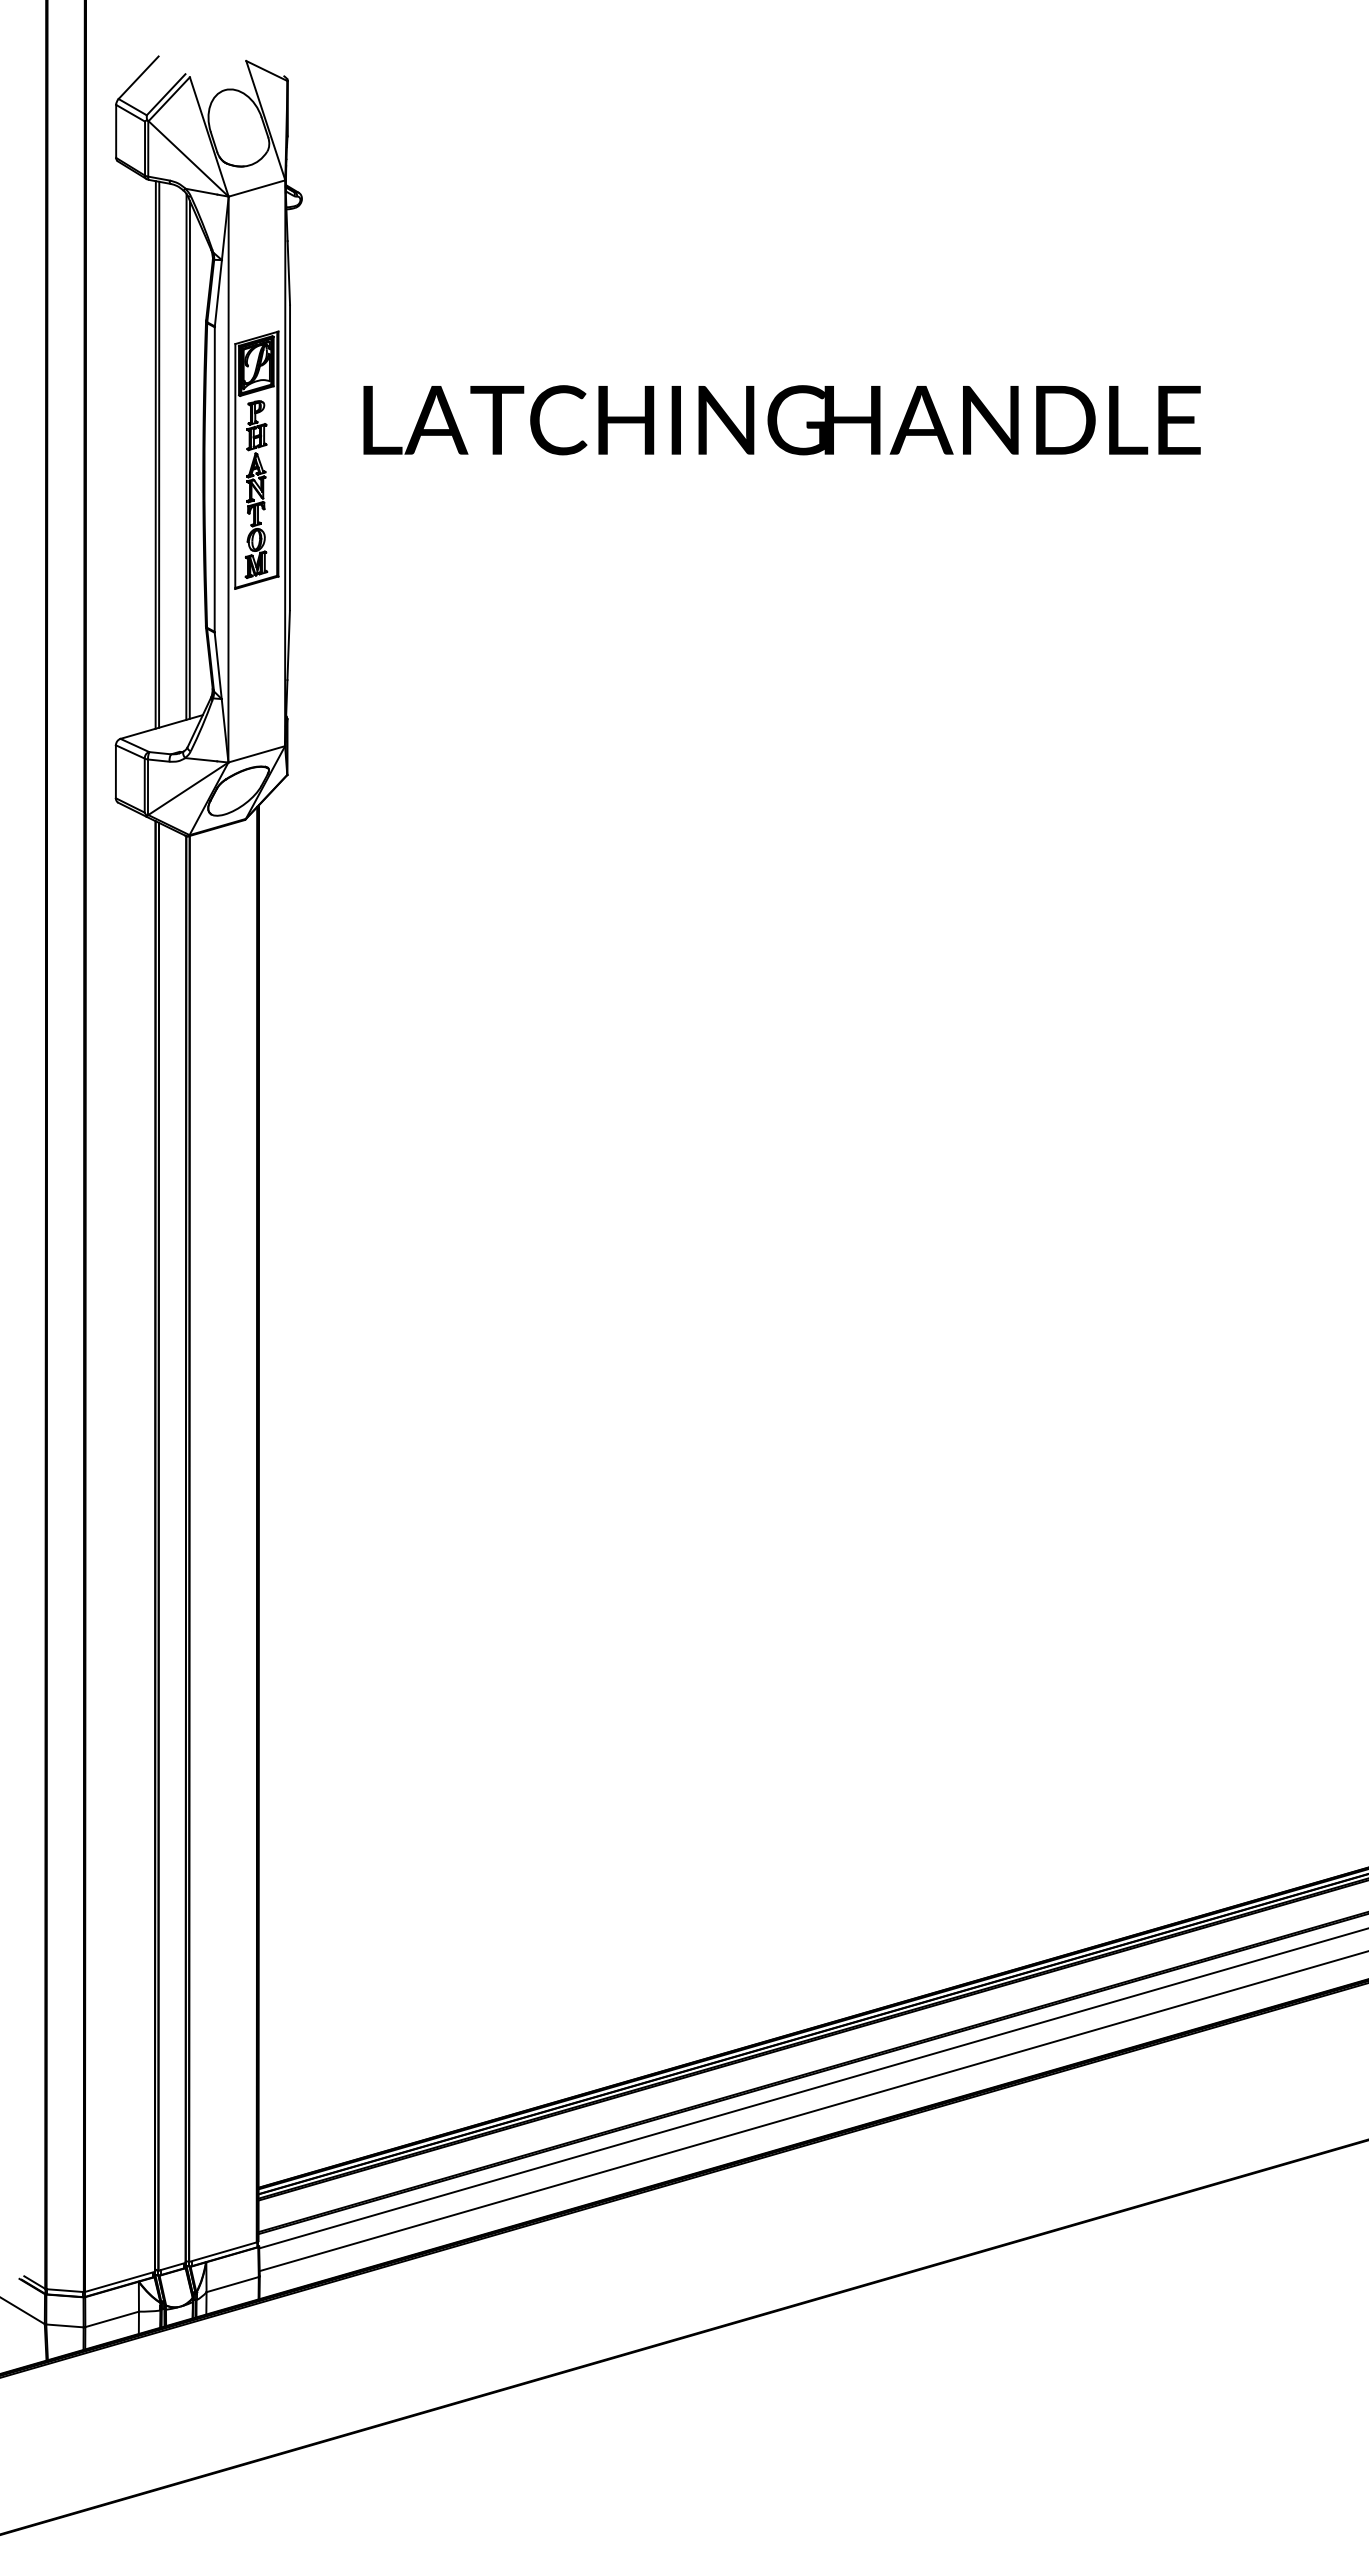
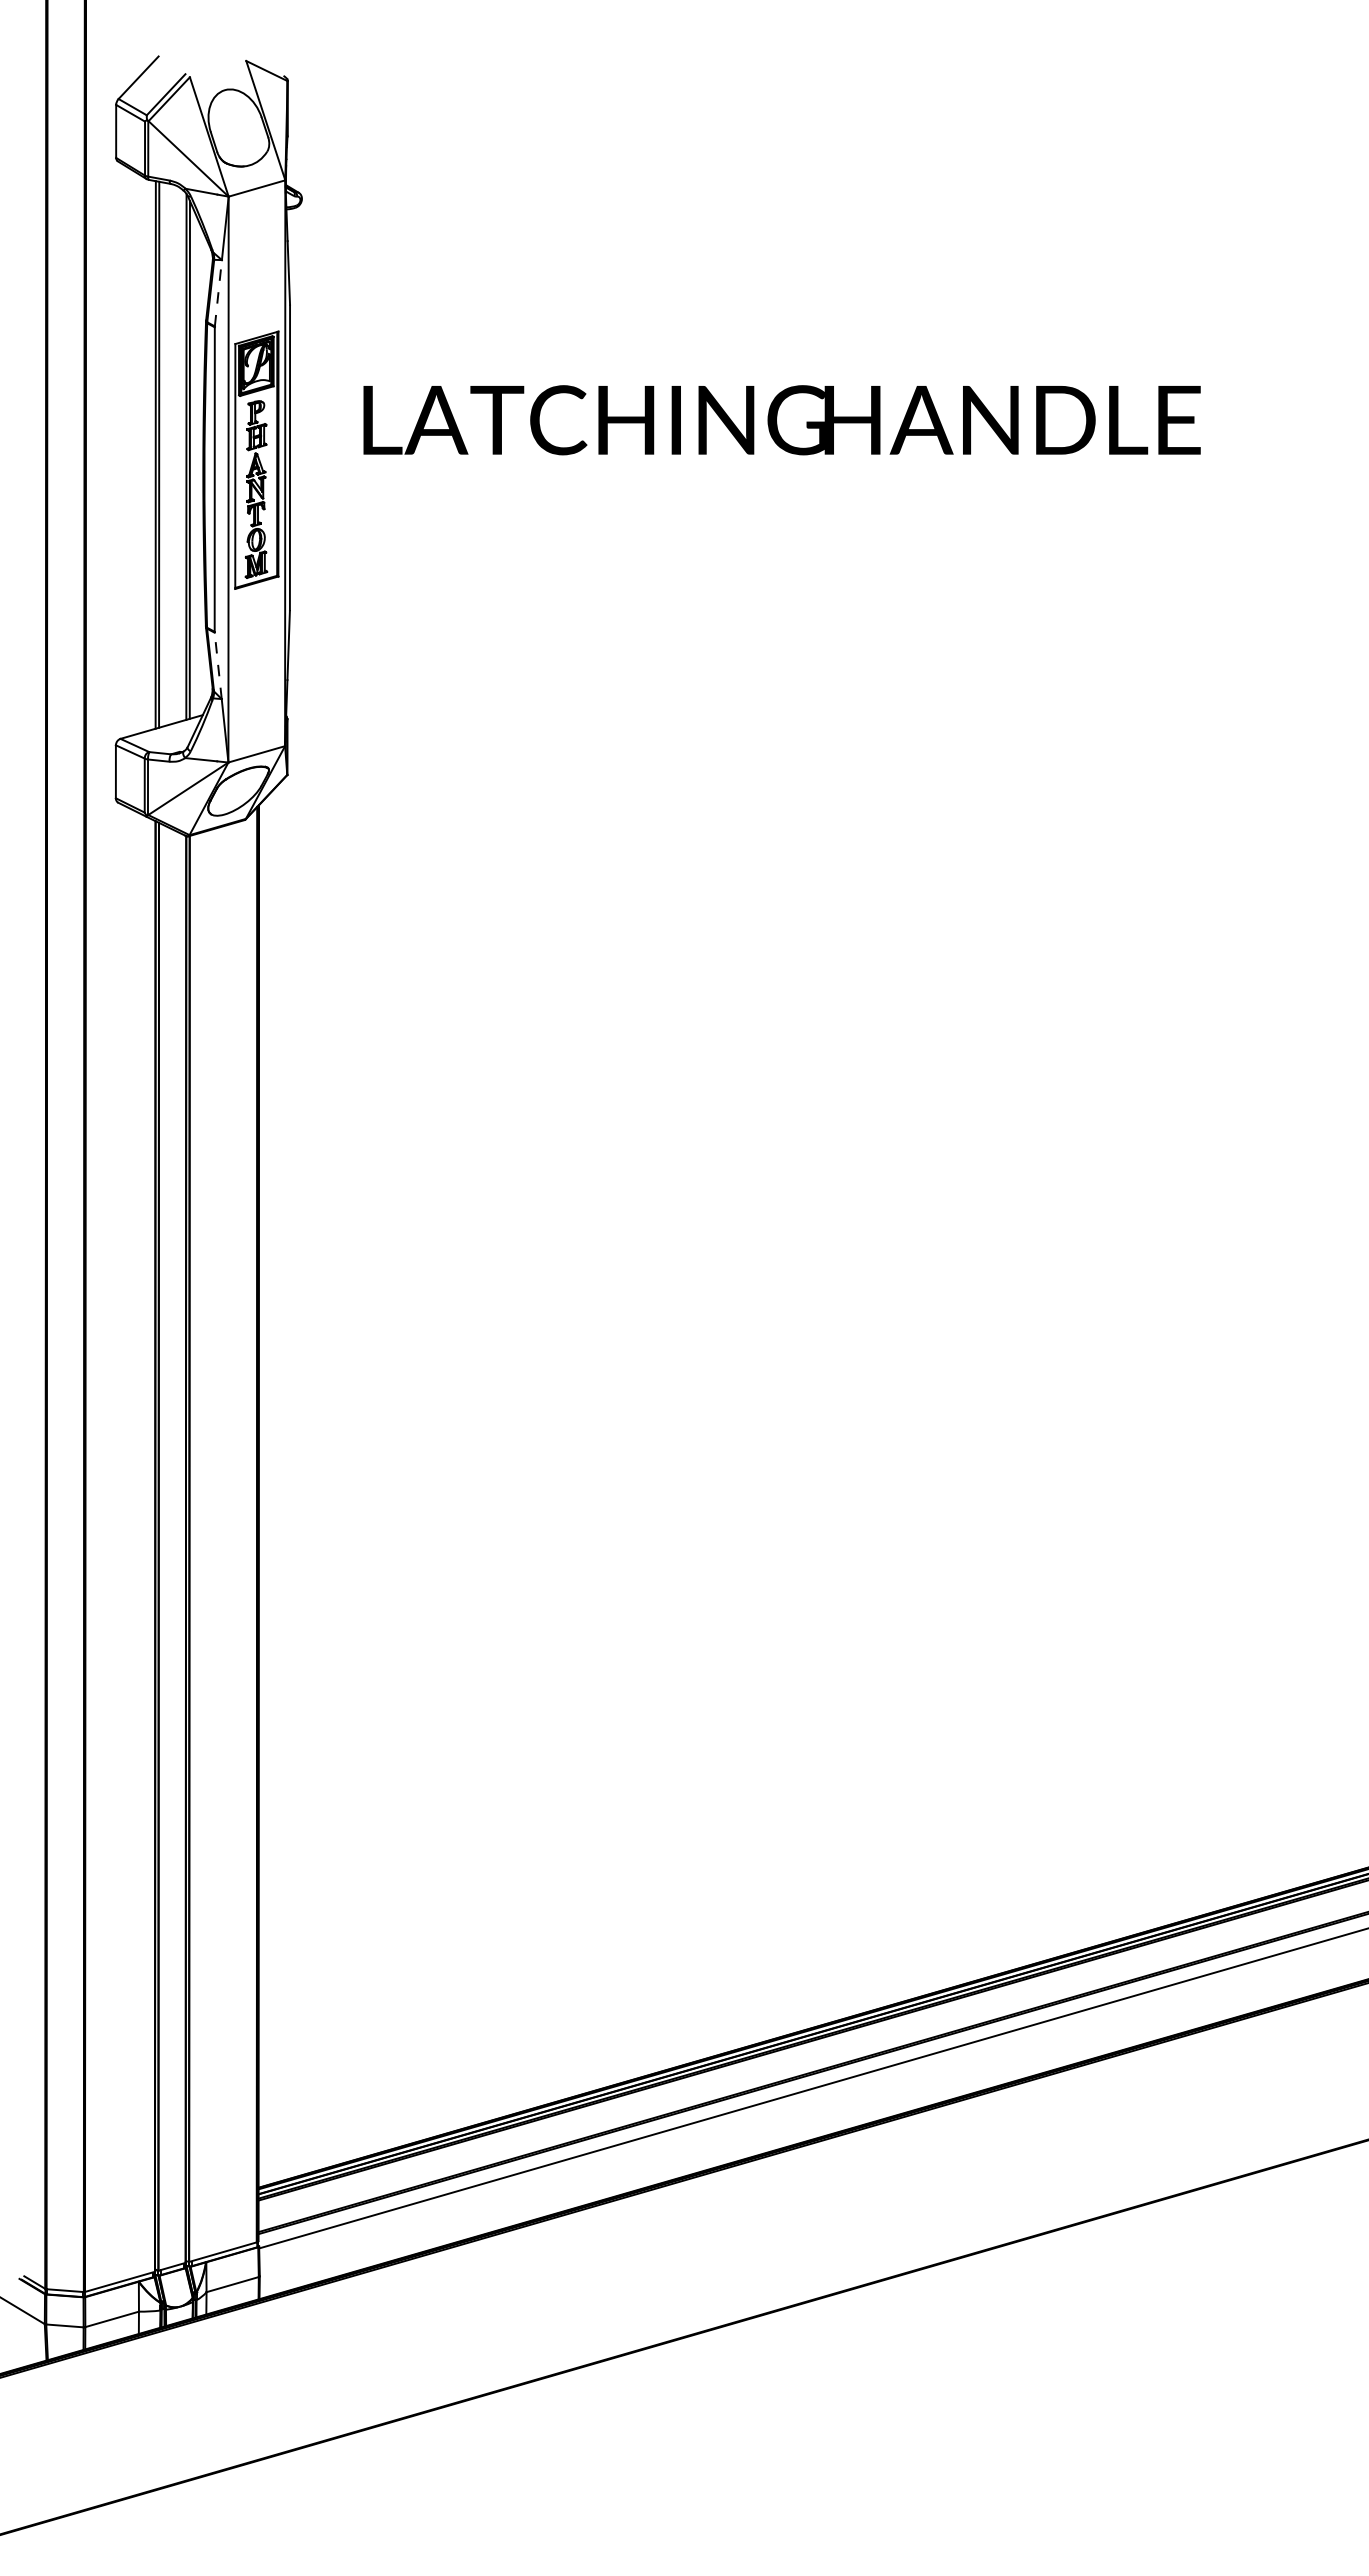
line: solid -> dashed (218, 292)
line: solid -> dashed (218, 665)
line: present -> none (812, 2111)
